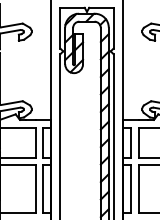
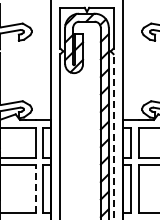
line: solid -> dashed (113, 136)
line: solid -> dashed (35, 189)
